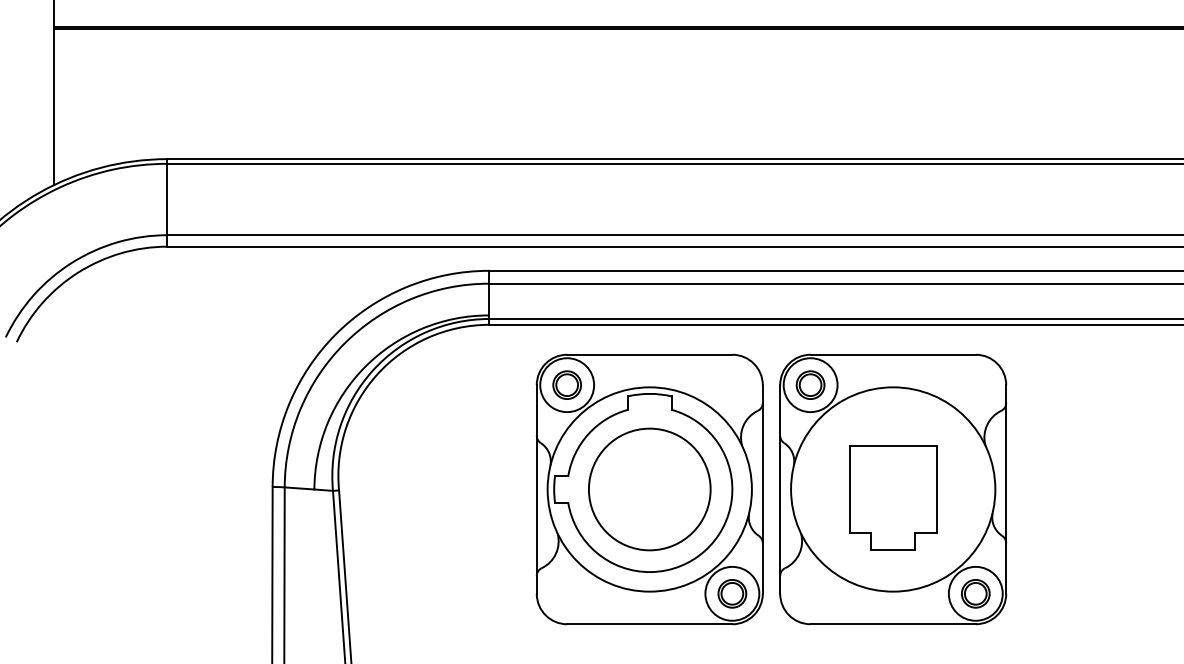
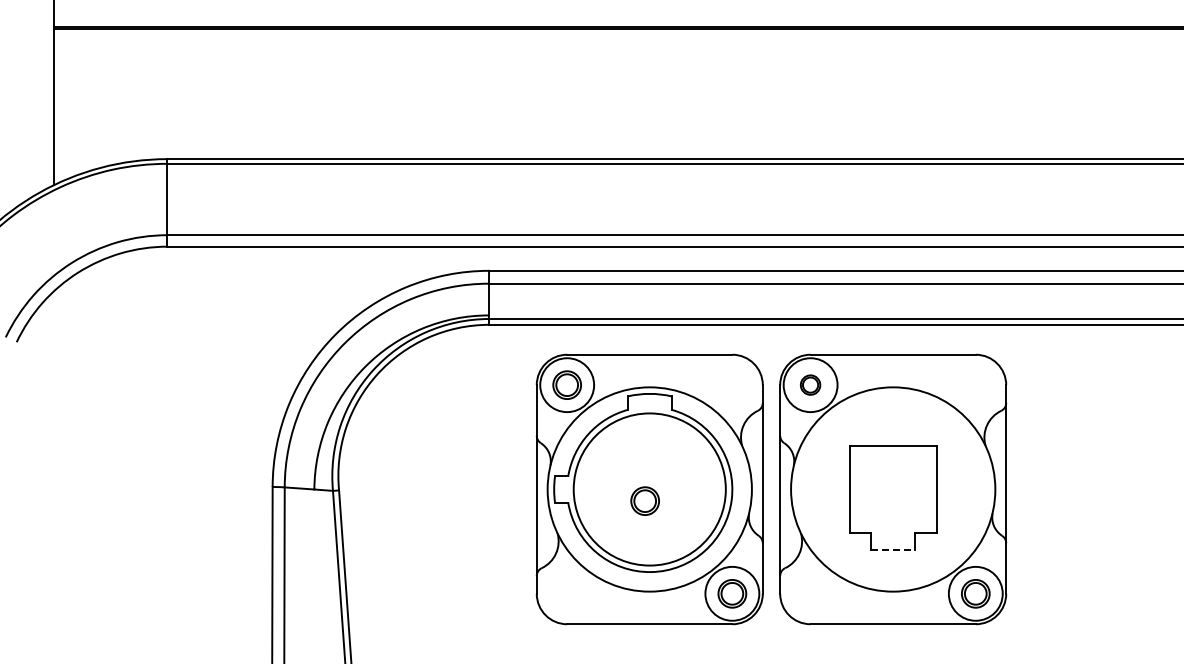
part size: 31x30 px -> 22x22 px (810, 384)
circle diameter: 122 px -> 152 px (649, 489)
part: none -> present (644, 500)
line: solid -> dashed (893, 550)
